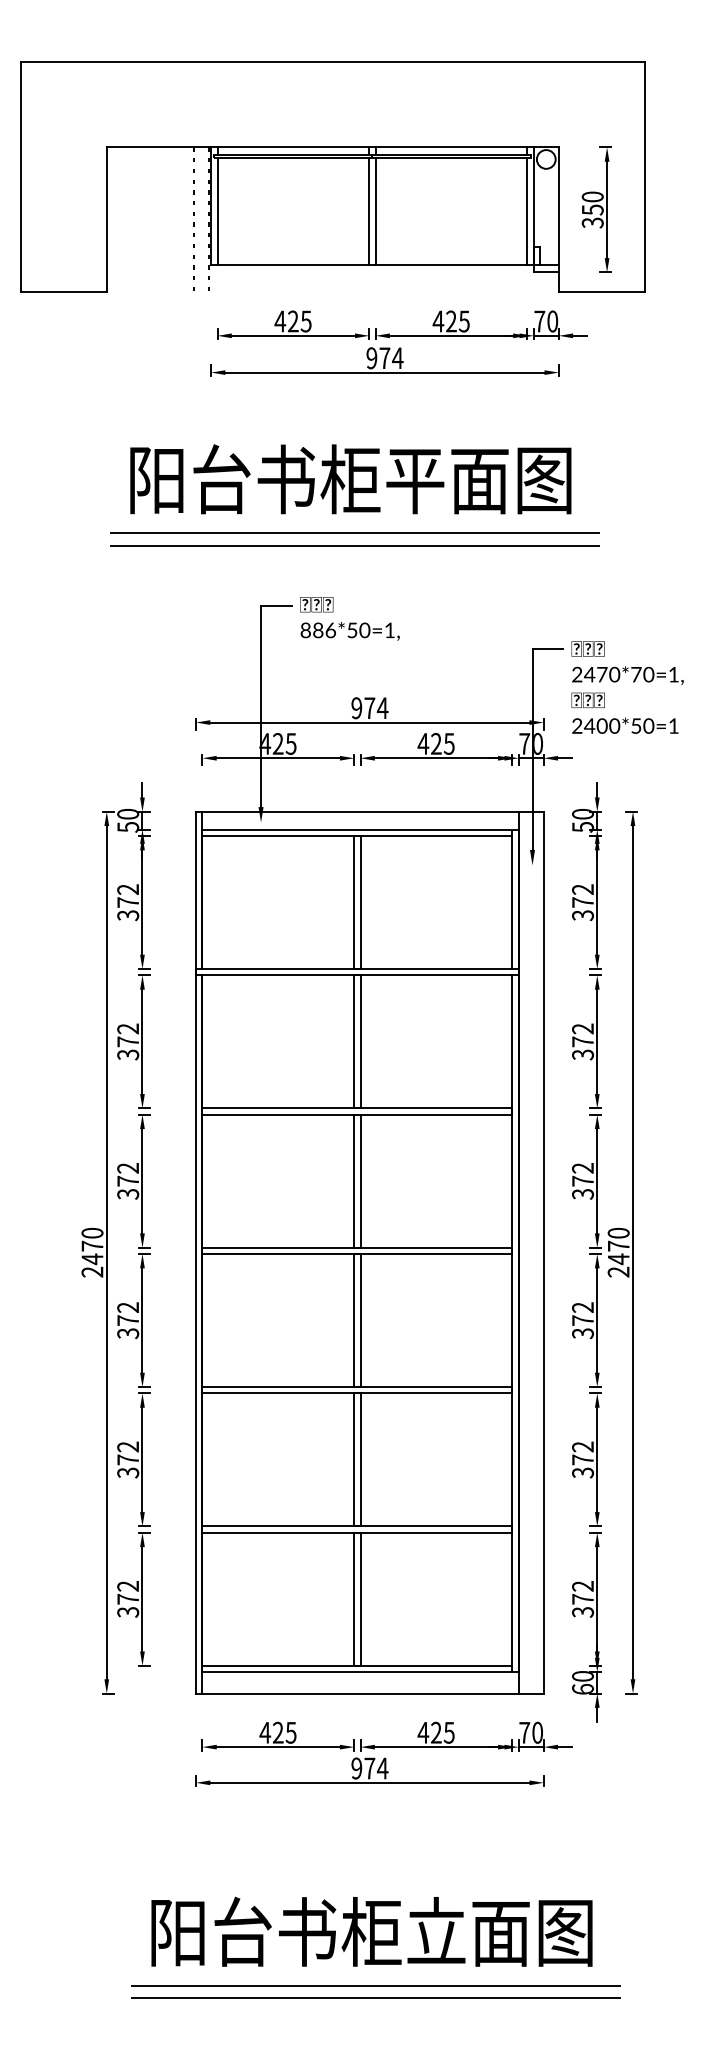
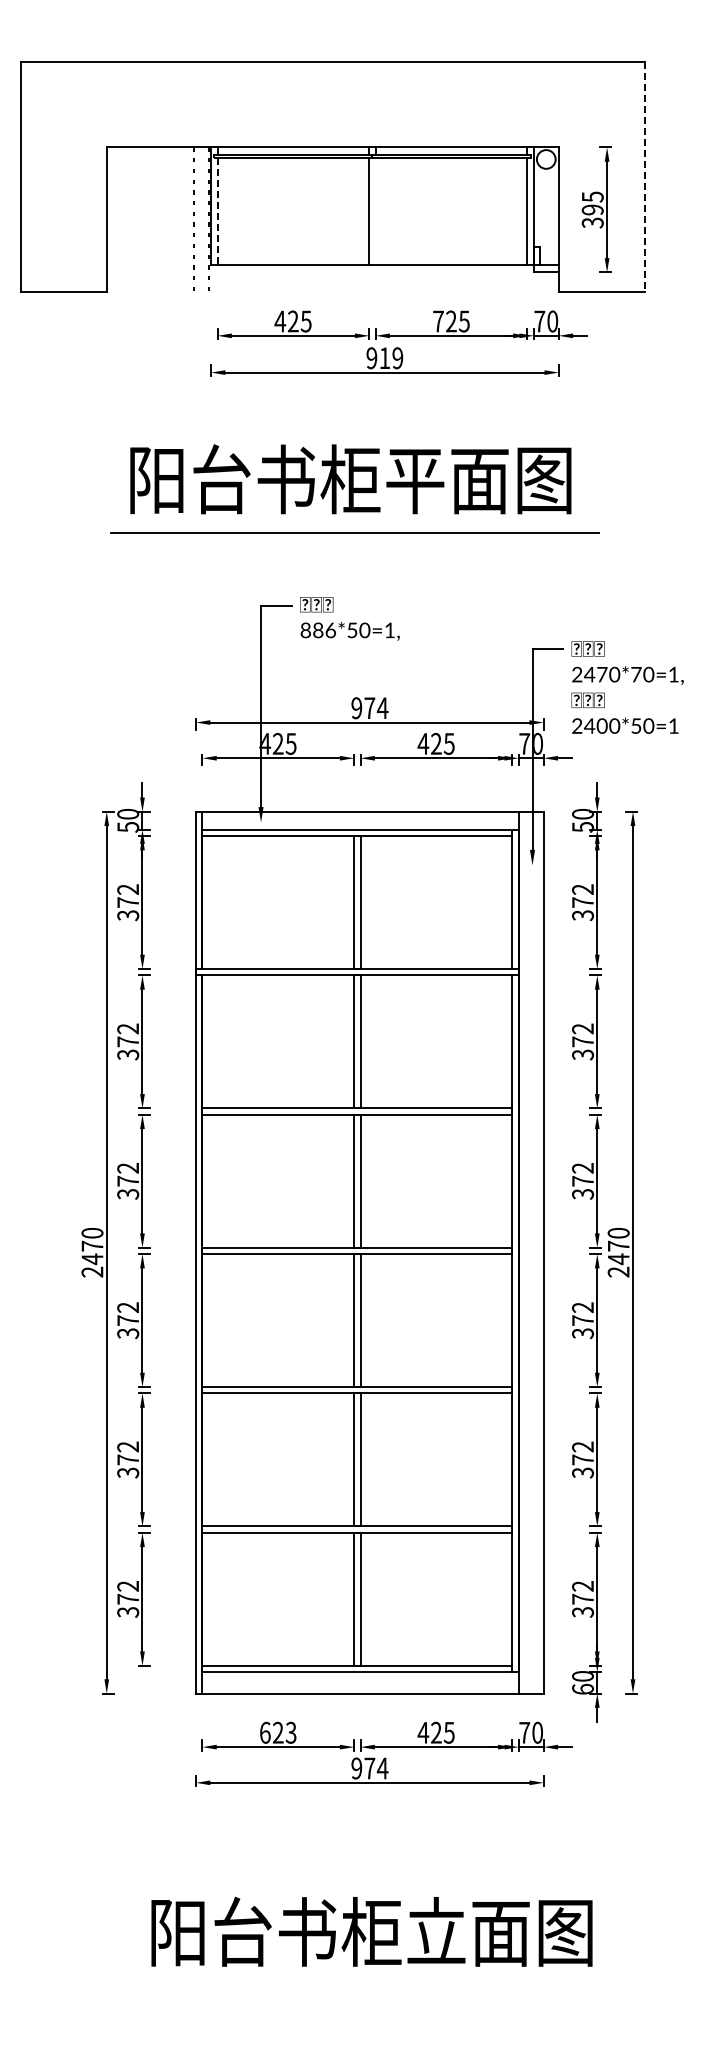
line: solid -> dashed (644, 177)
text: 350 -> 395 (592, 203)
line: solid -> dashed (217, 211)
line: present -> none (375, 211)
text: 425 -> 725 (438, 321)
text: 974 -> 919 (391, 358)
line: present -> none (354, 545)
text: 425 -> 623 (277, 1732)
line: present -> none (376, 1985)
line: present -> none (376, 1998)
